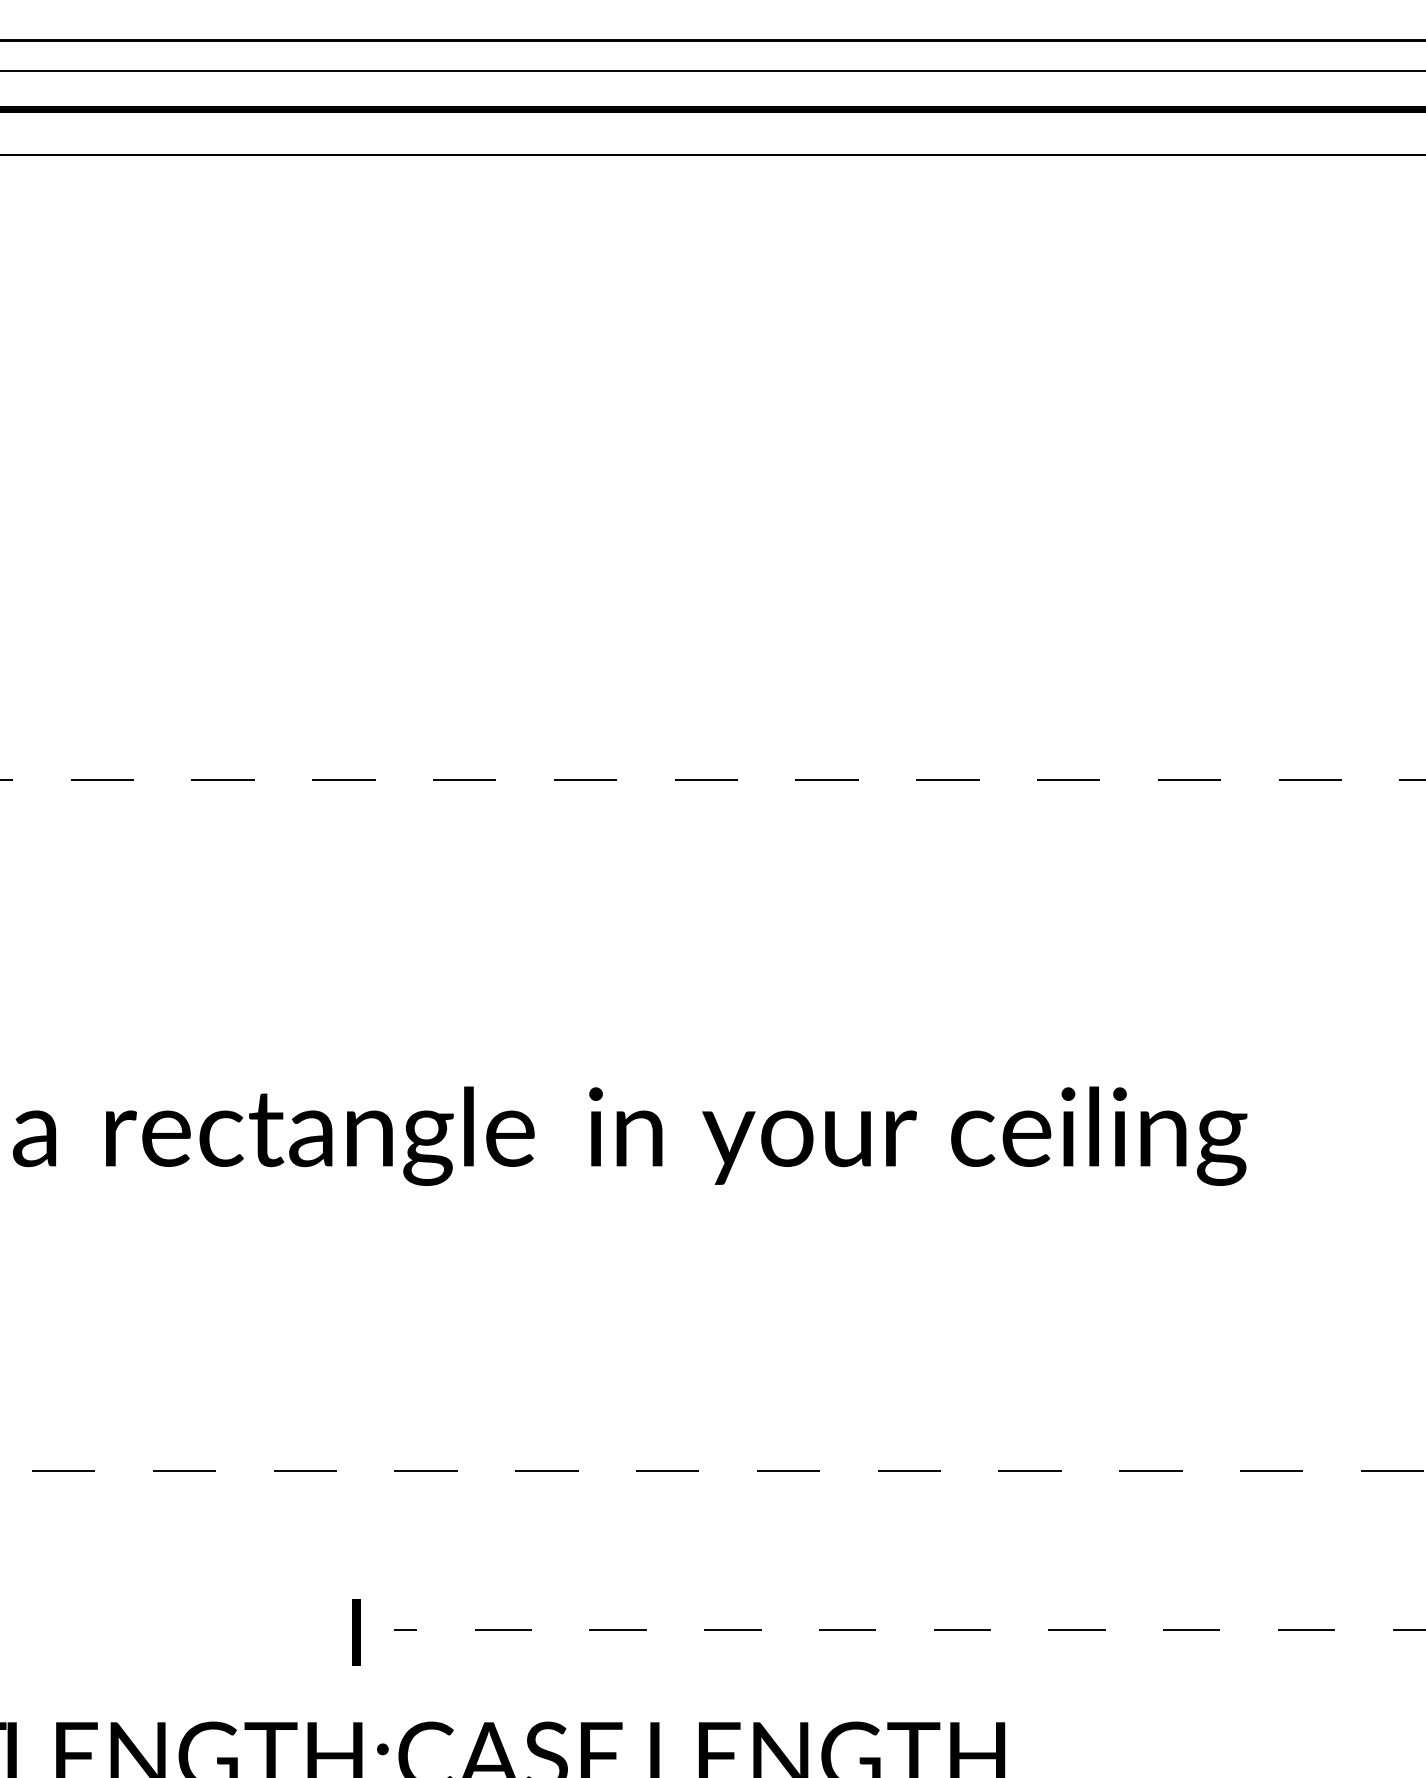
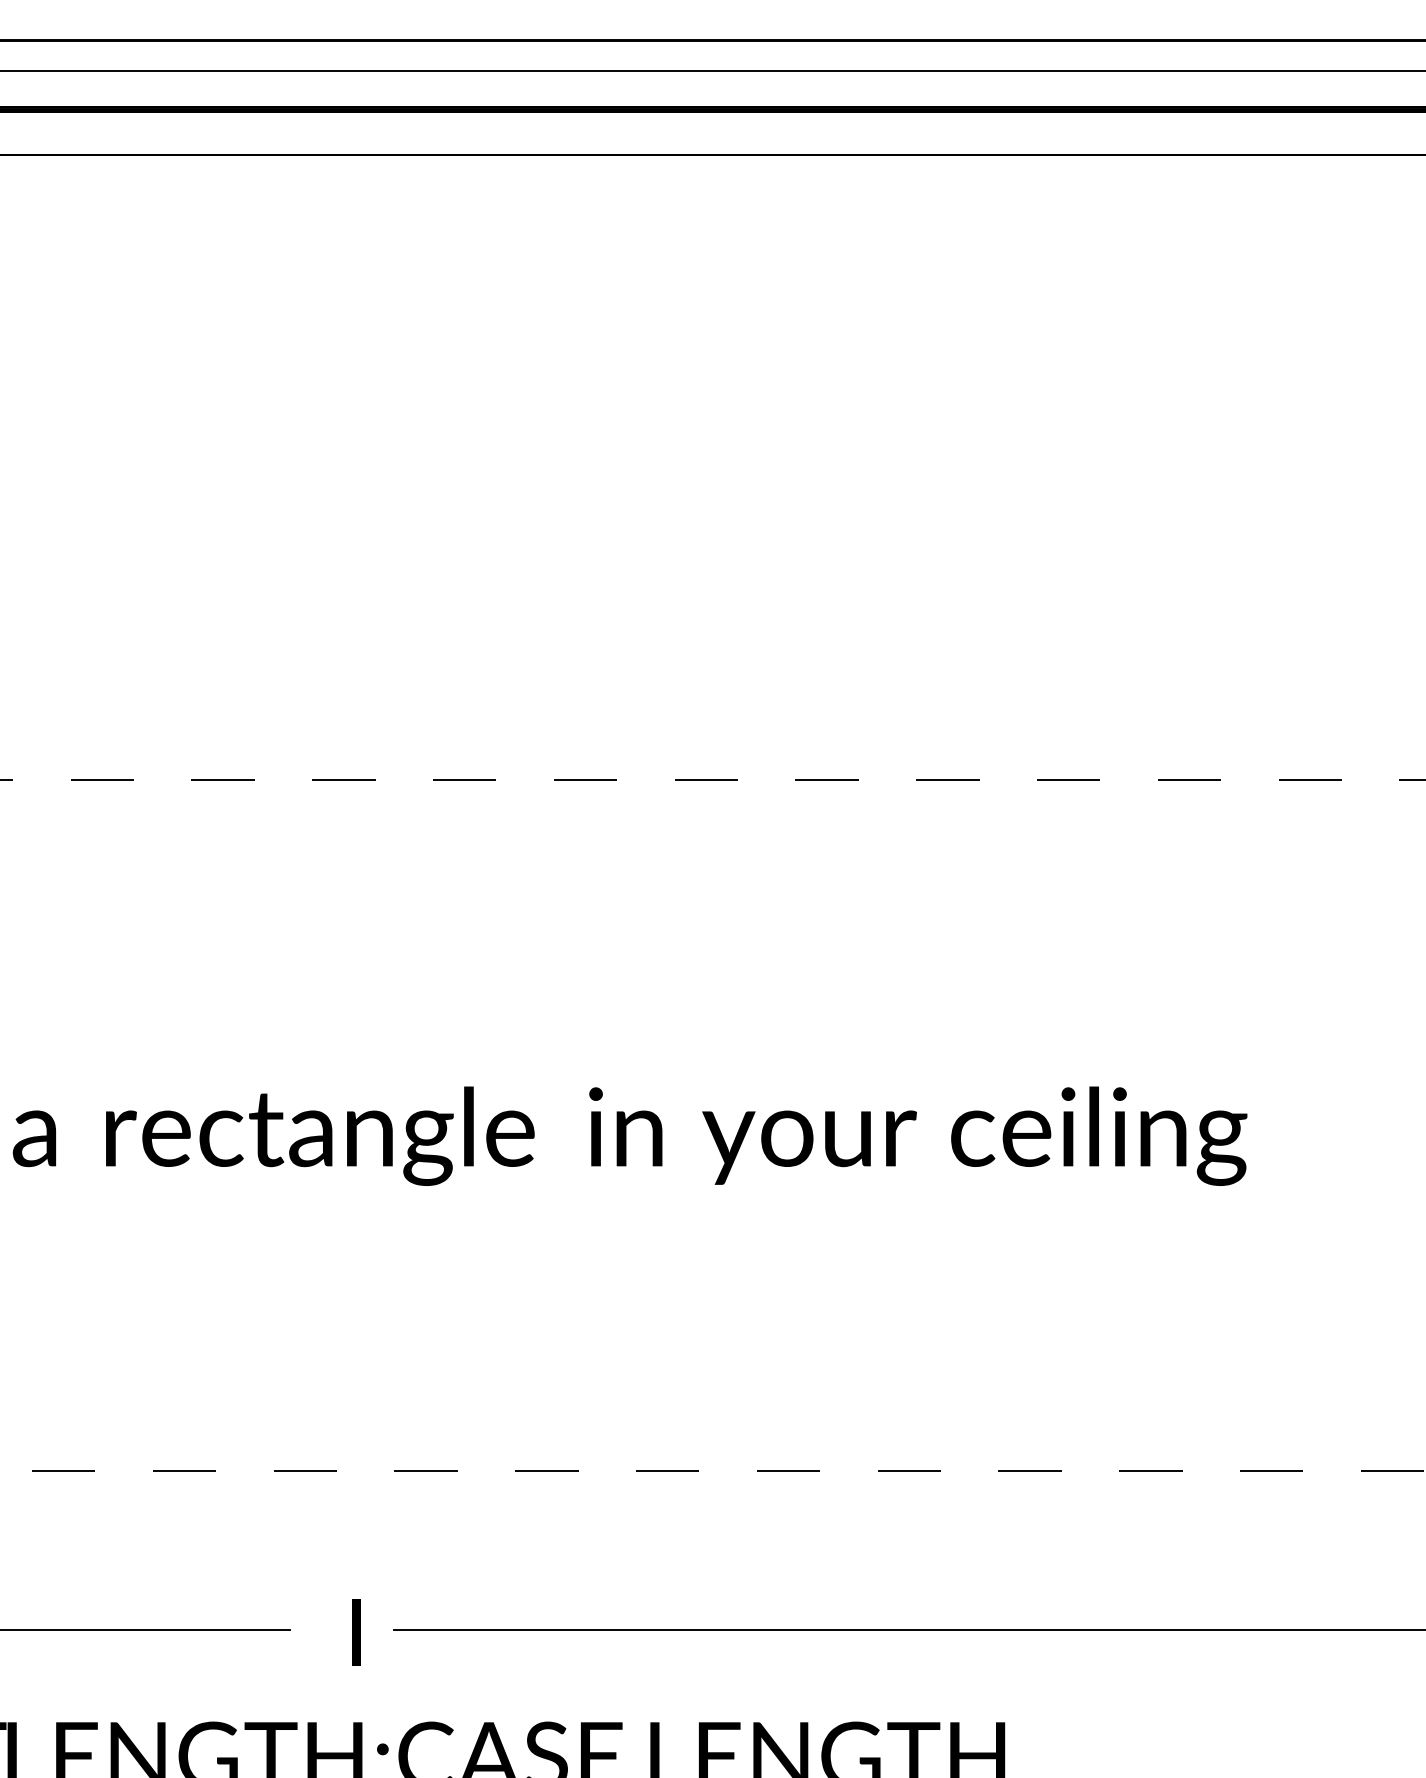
line: none -> present (145, 1630)
line: dashed -> solid (909, 1630)
